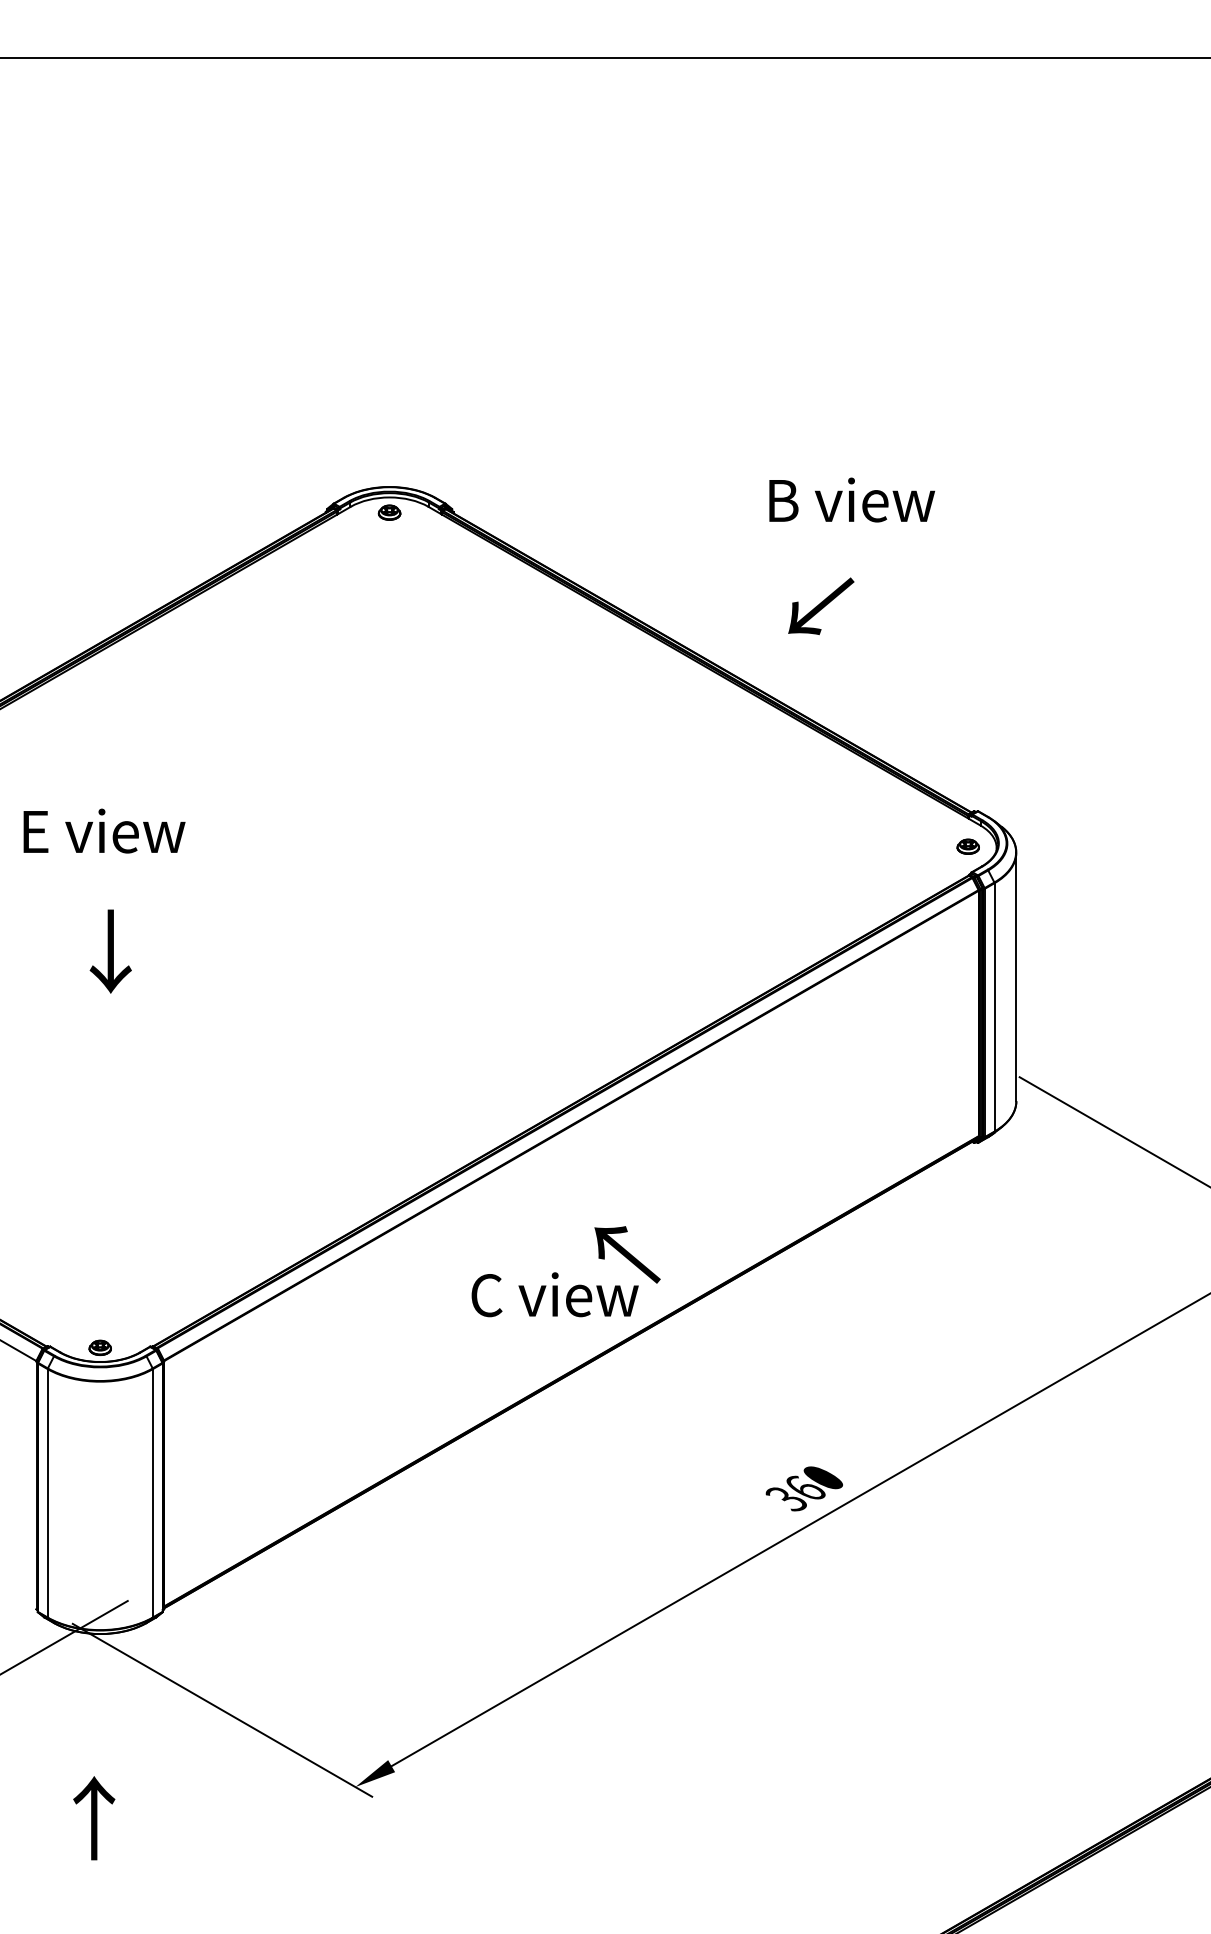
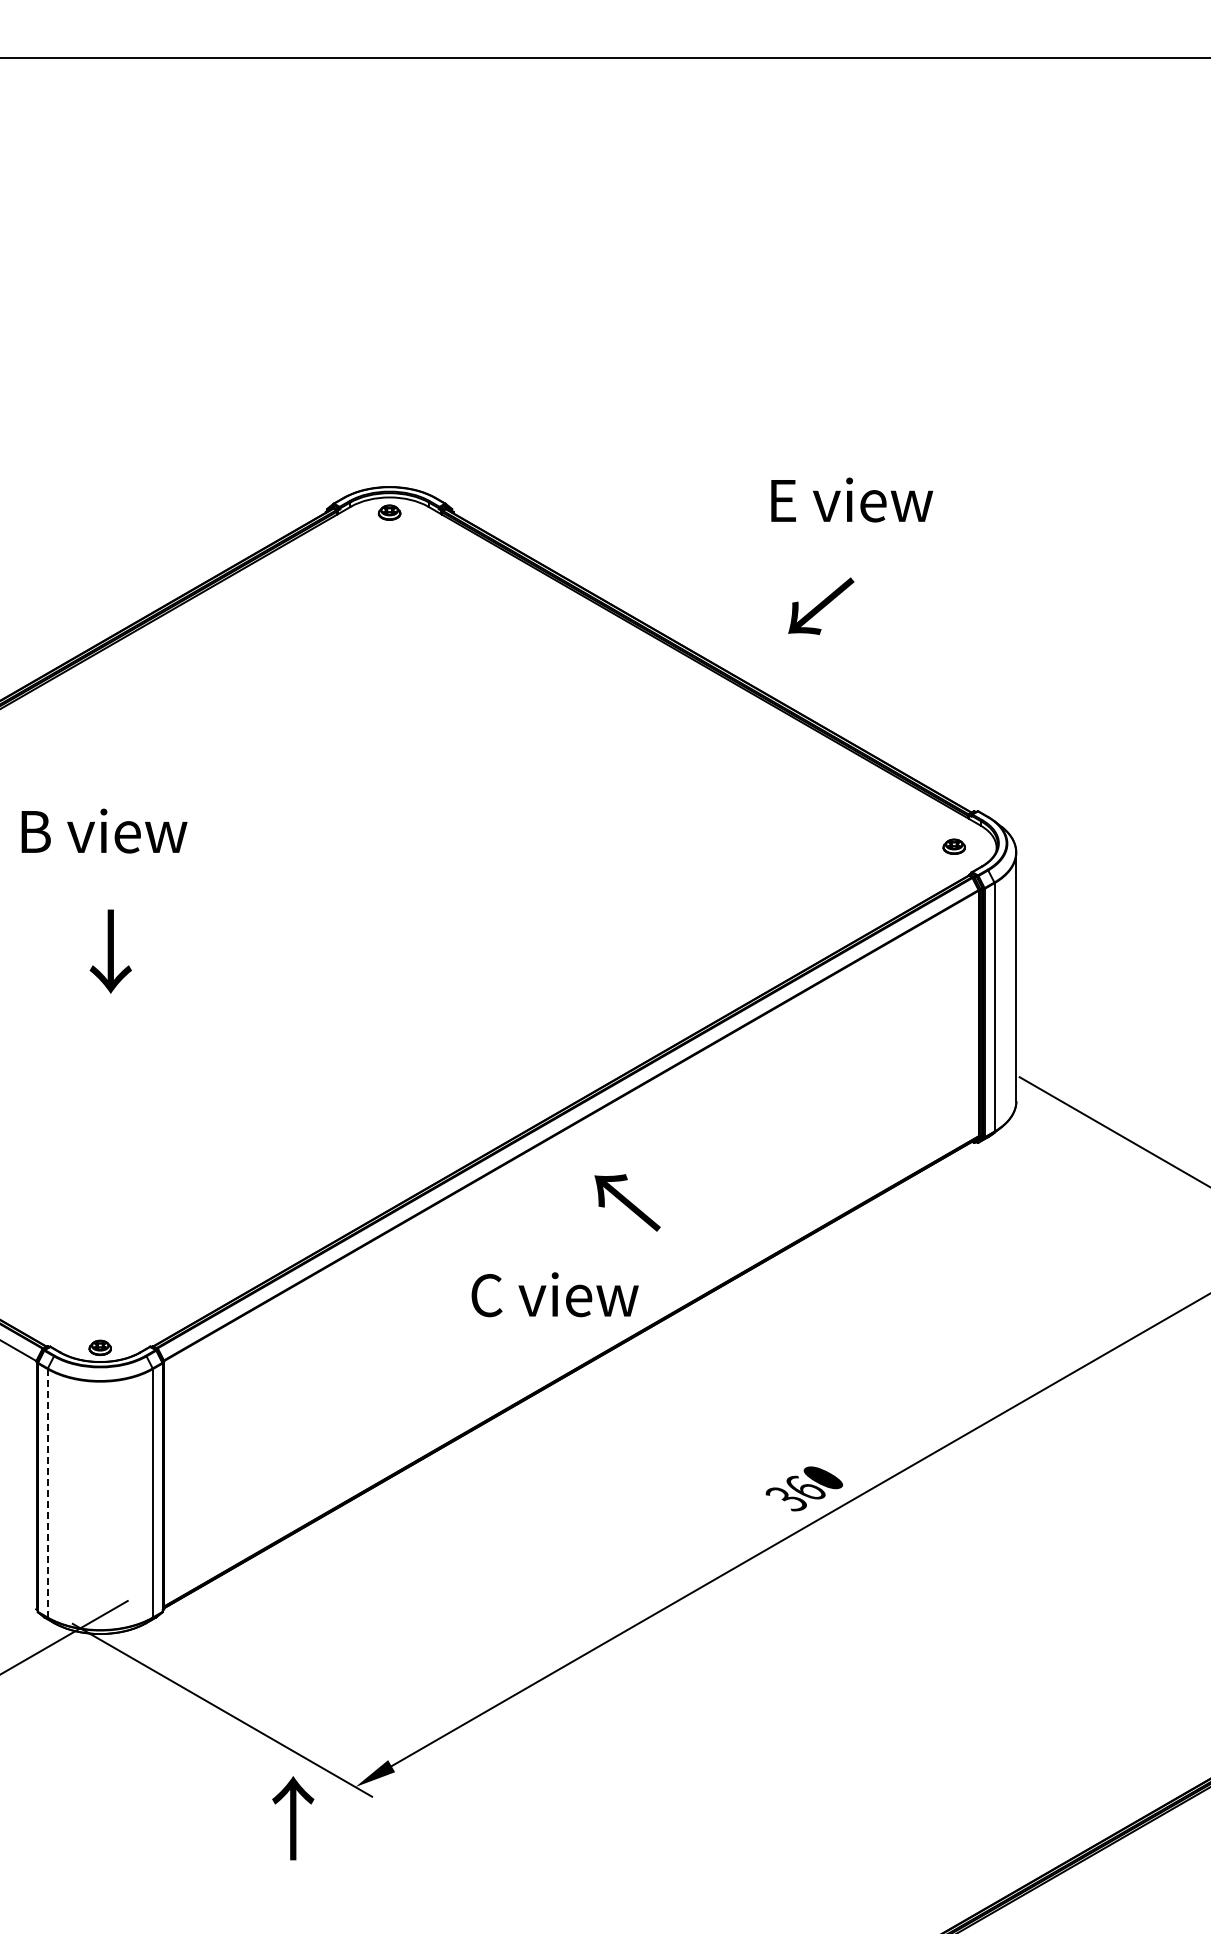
text: B view -> E view (852, 499)
text: E view -> B view (104, 830)
part position: (967, 846) -> (953, 846) (953, 846)
text position: (627, 1254) -> (627, 1202) (627, 1202)
line: solid -> dashed (47, 1493)
text position: (94, 1818) -> (293, 1818) (293, 1818)
